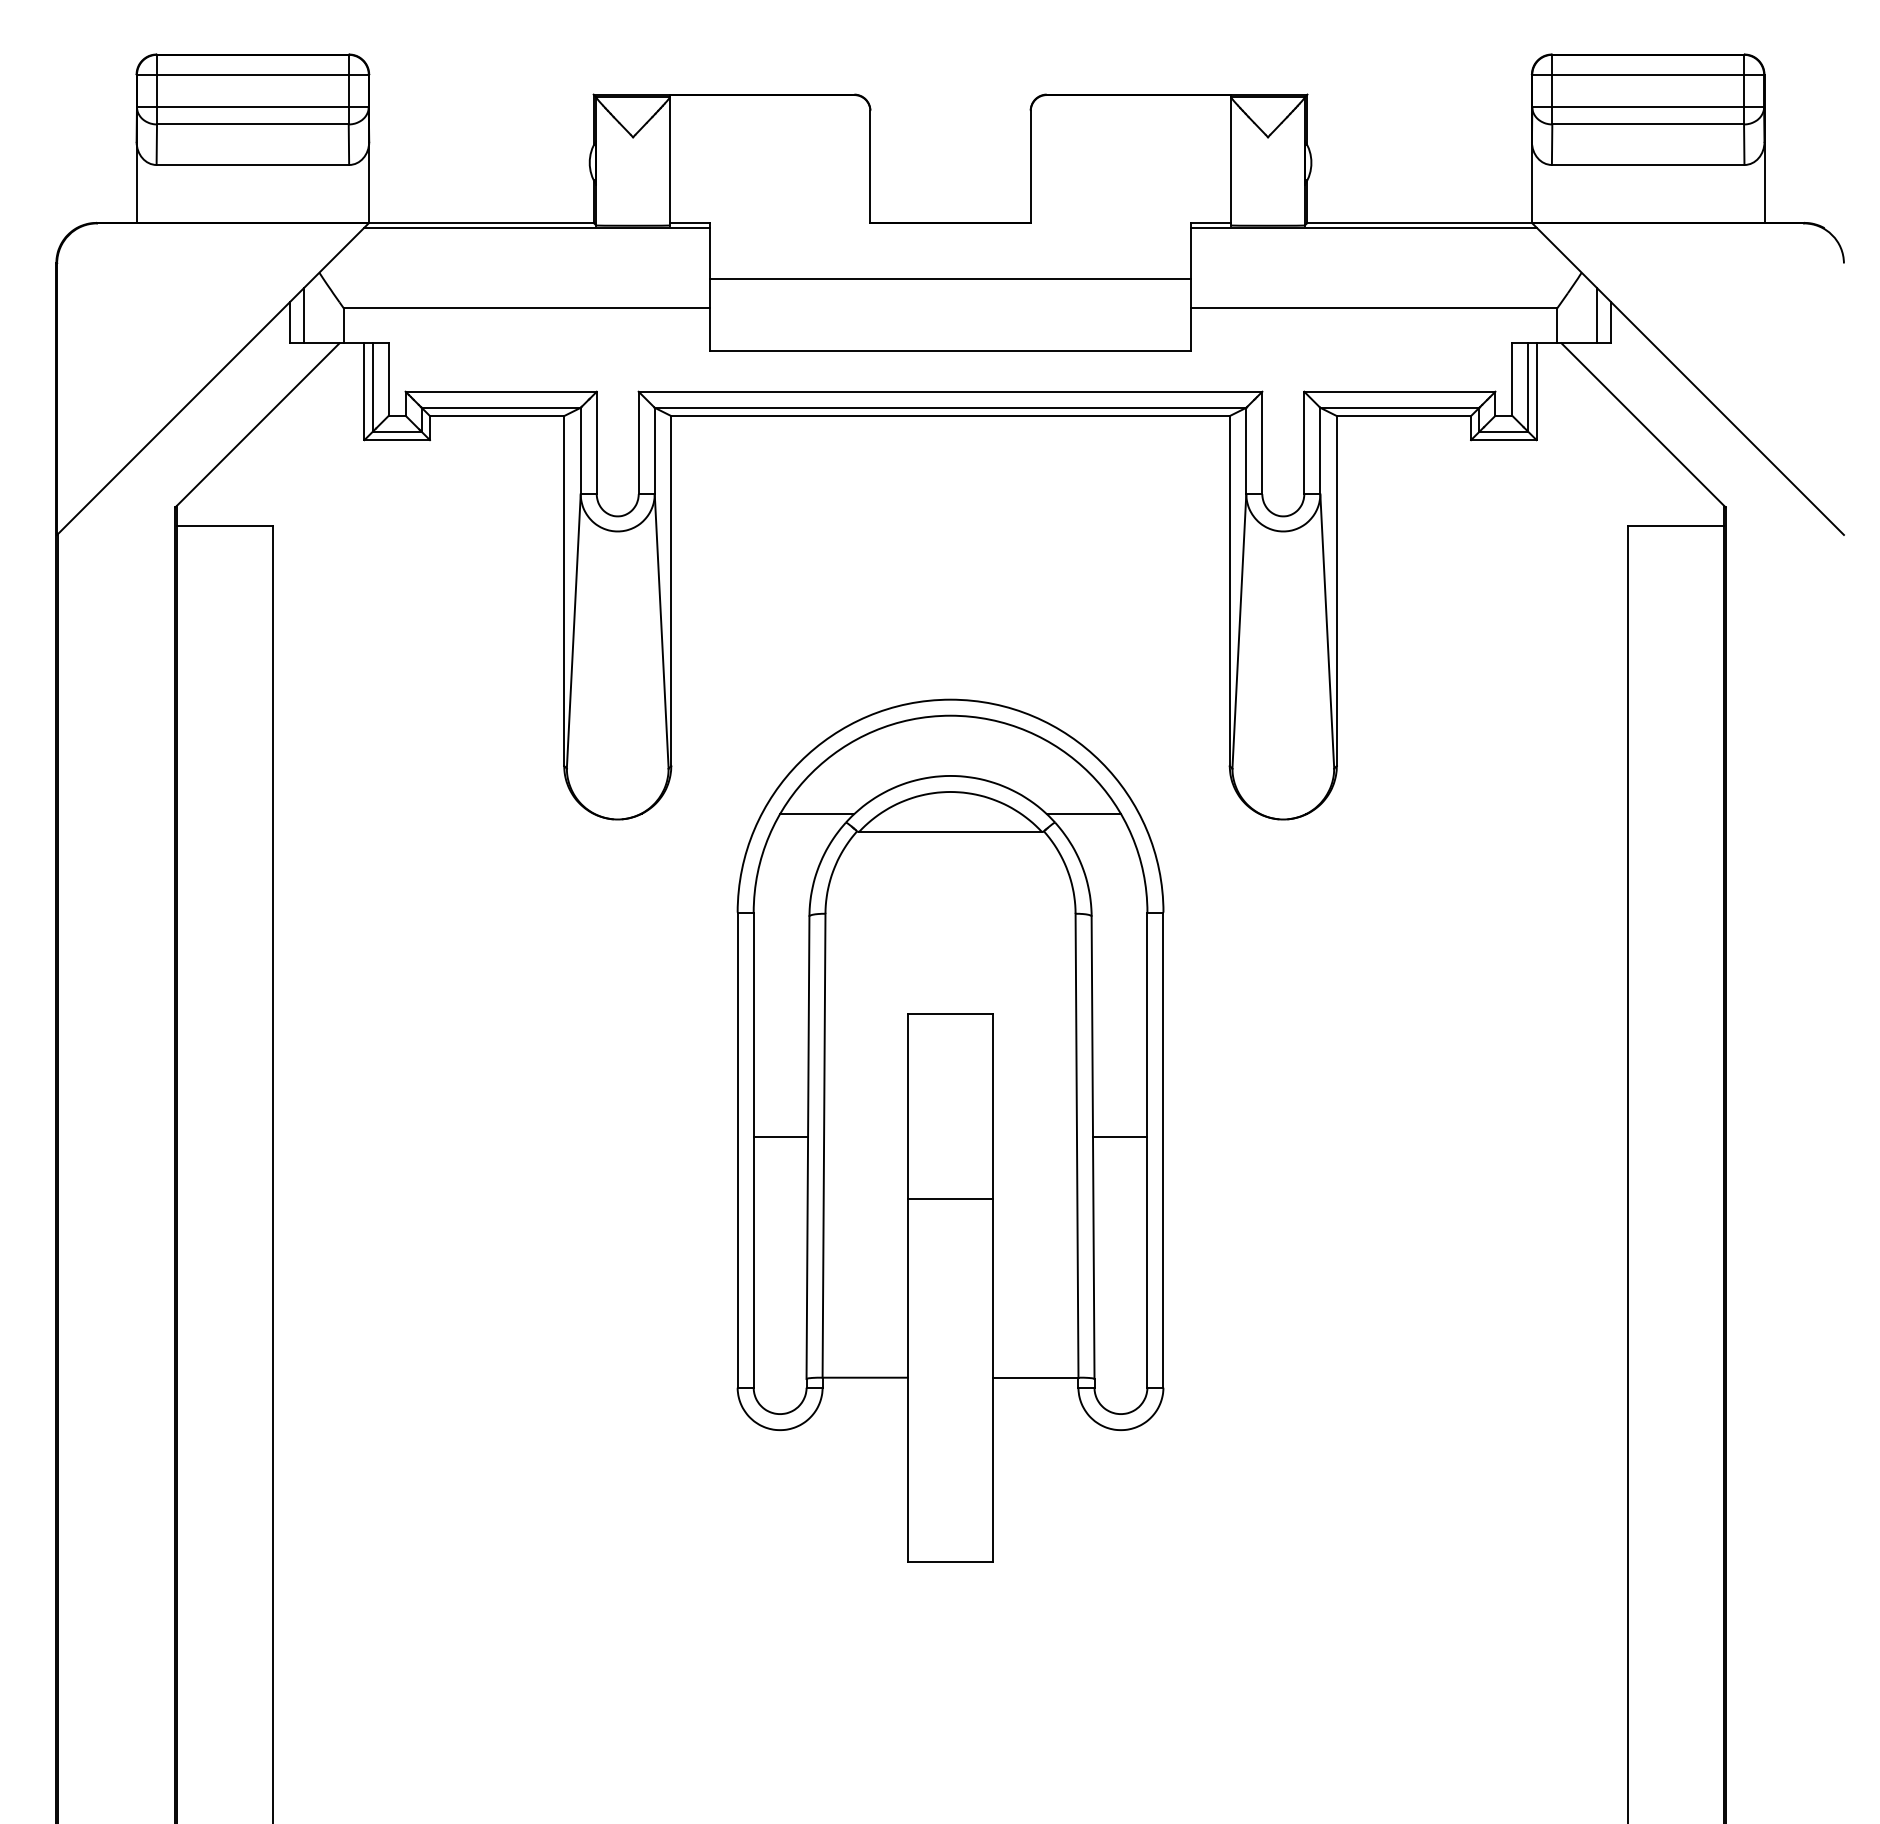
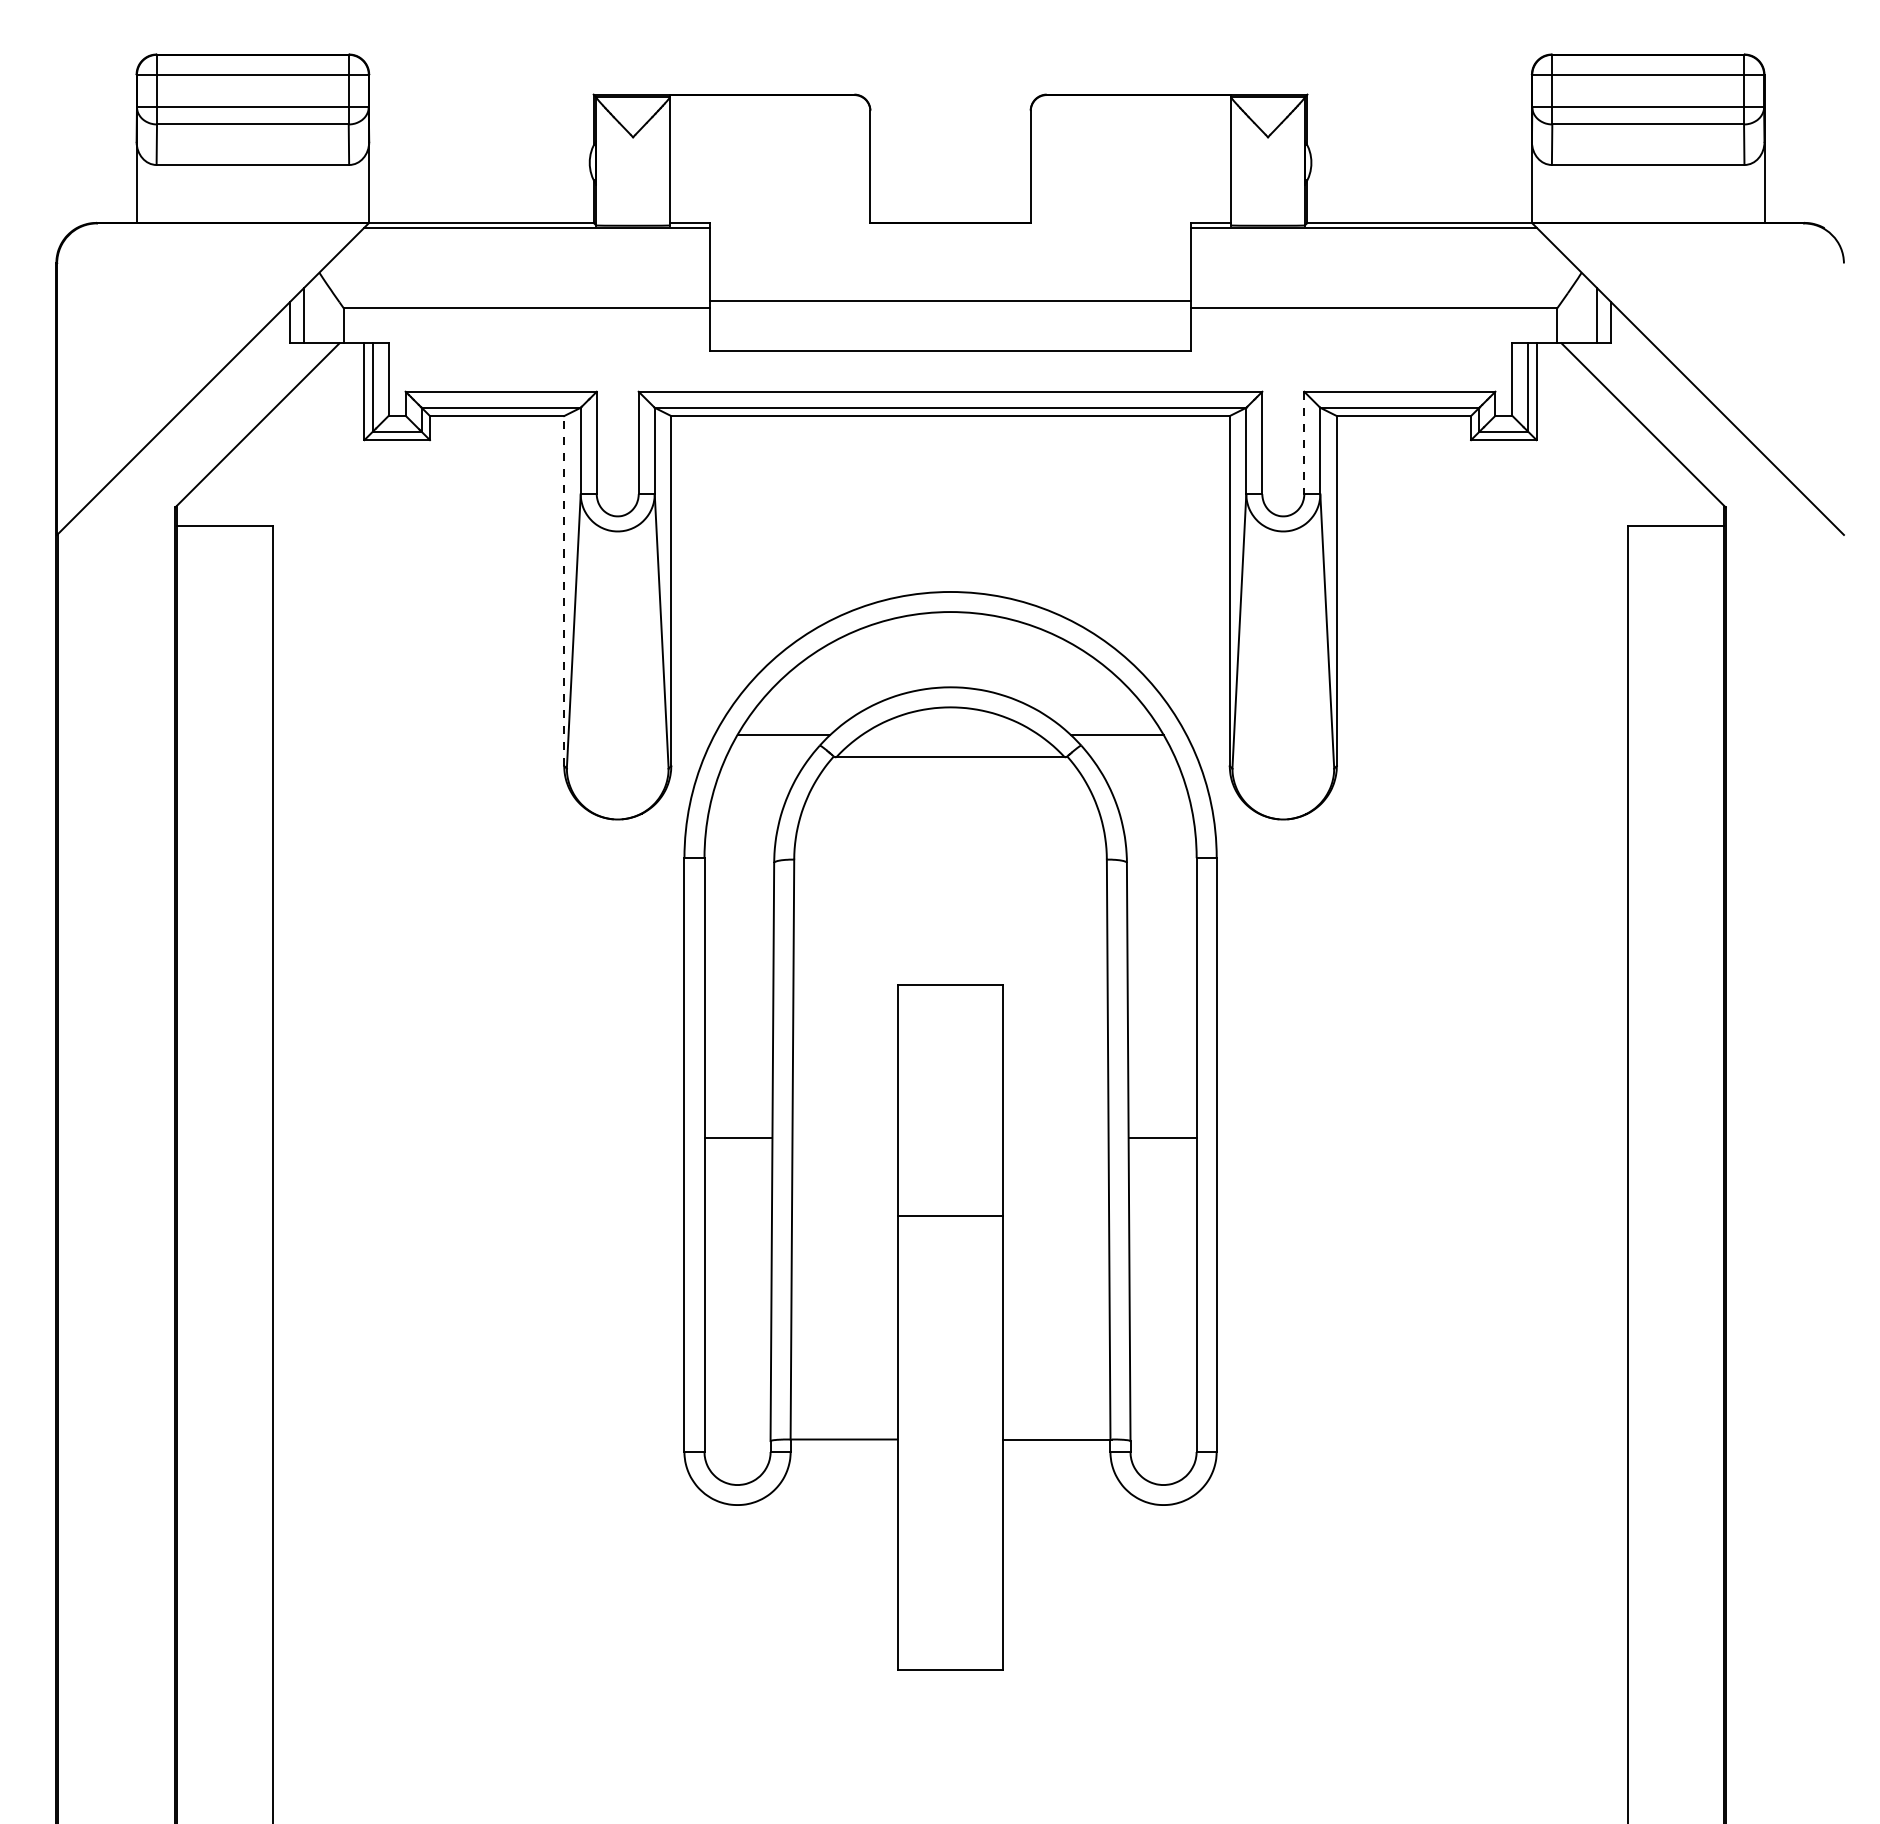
line position: (950, 279) -> (950, 301) (950, 301)
line: solid -> dashed (1304, 443)
line: solid -> dashed (564, 591)
part size: 429x865 px -> 535x1080 px (950, 1130)
